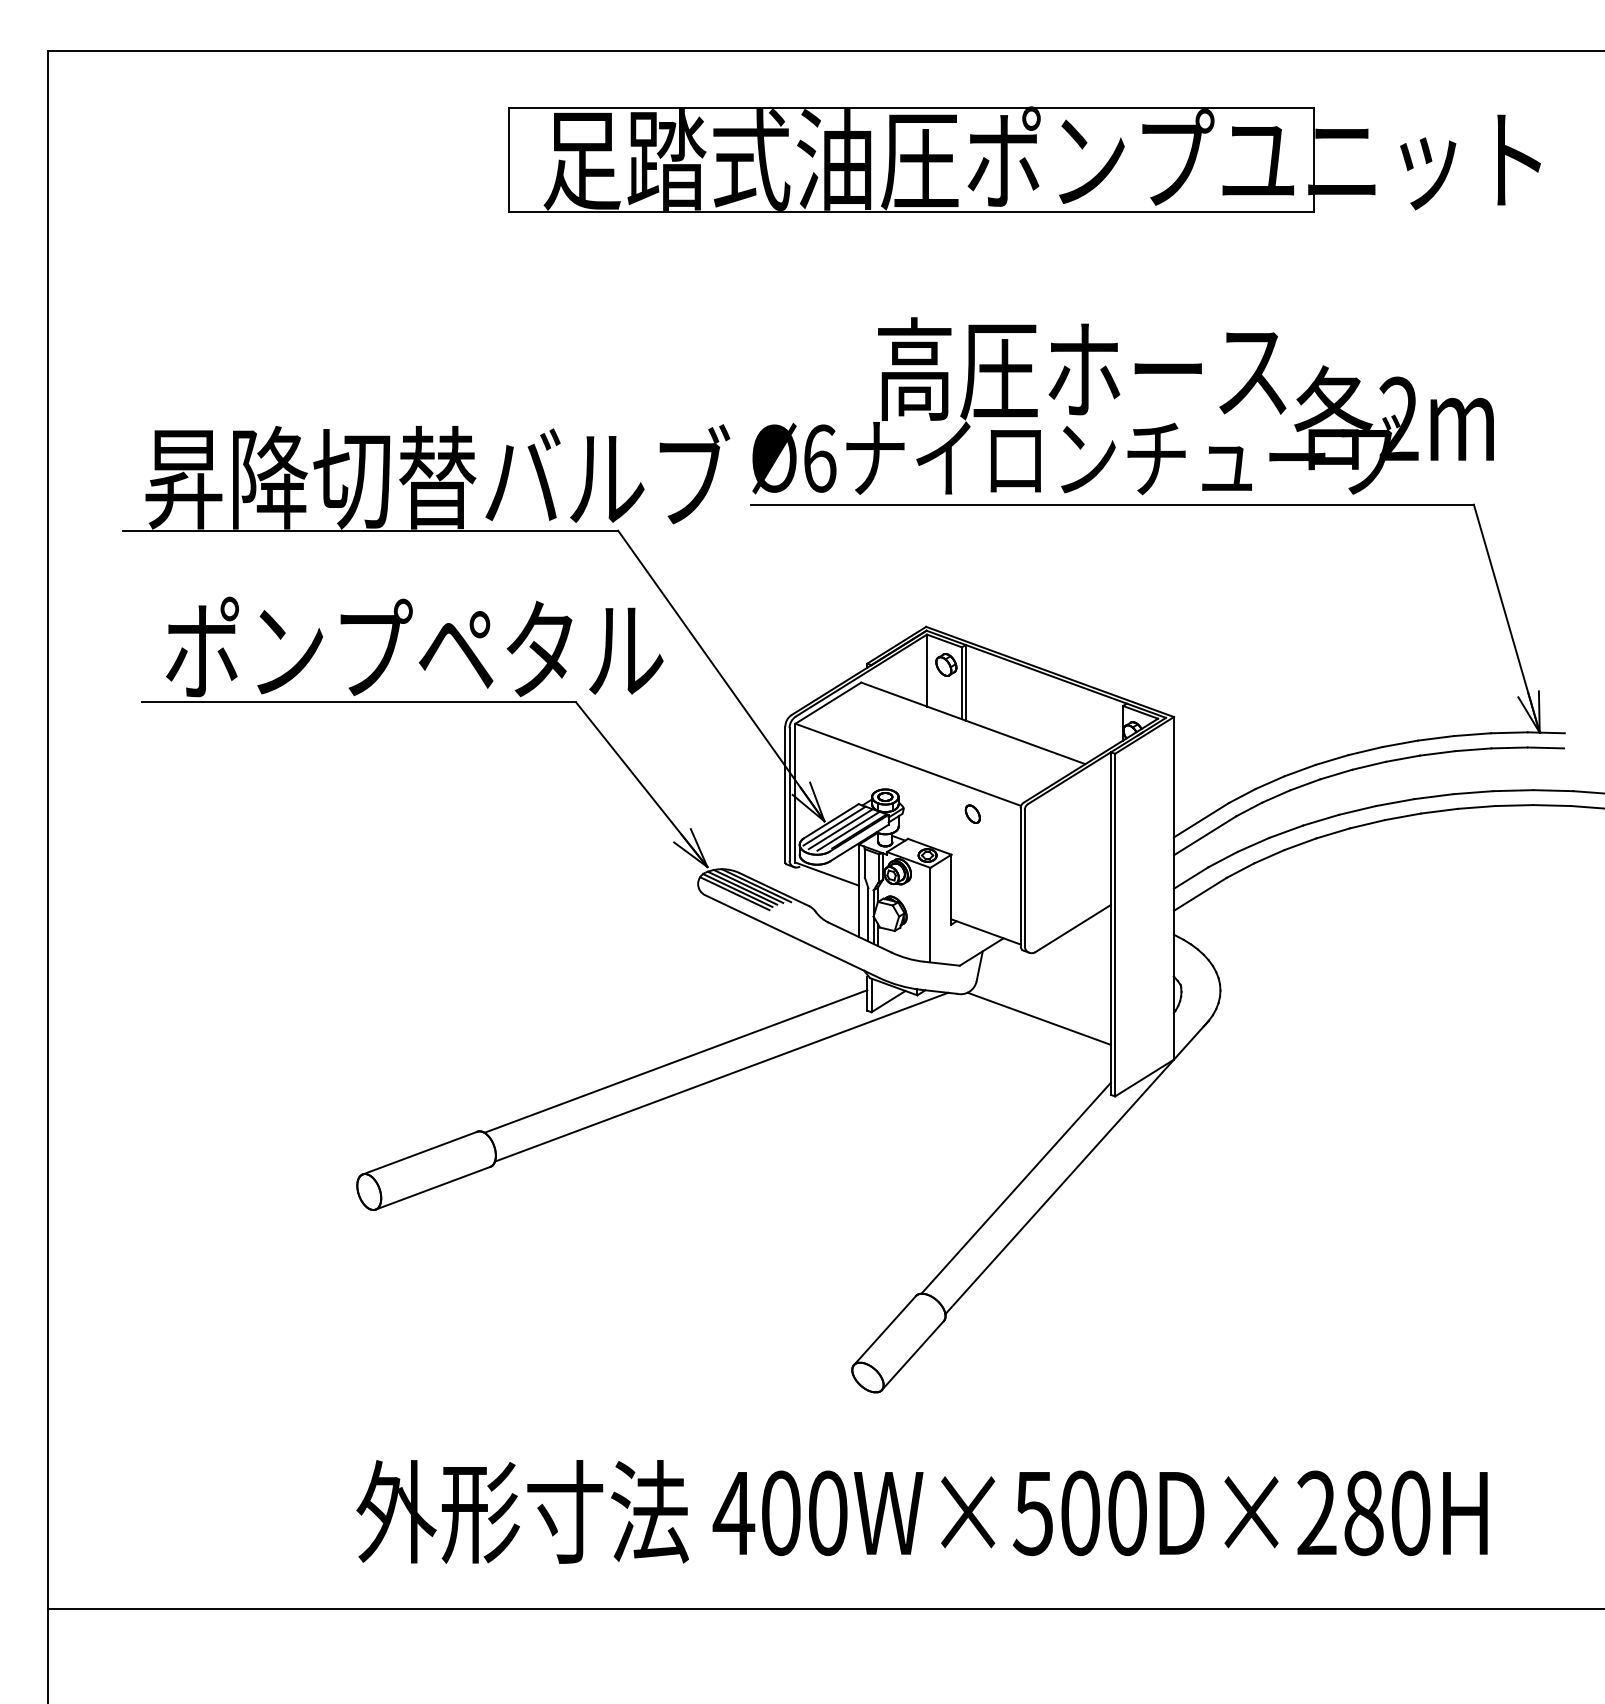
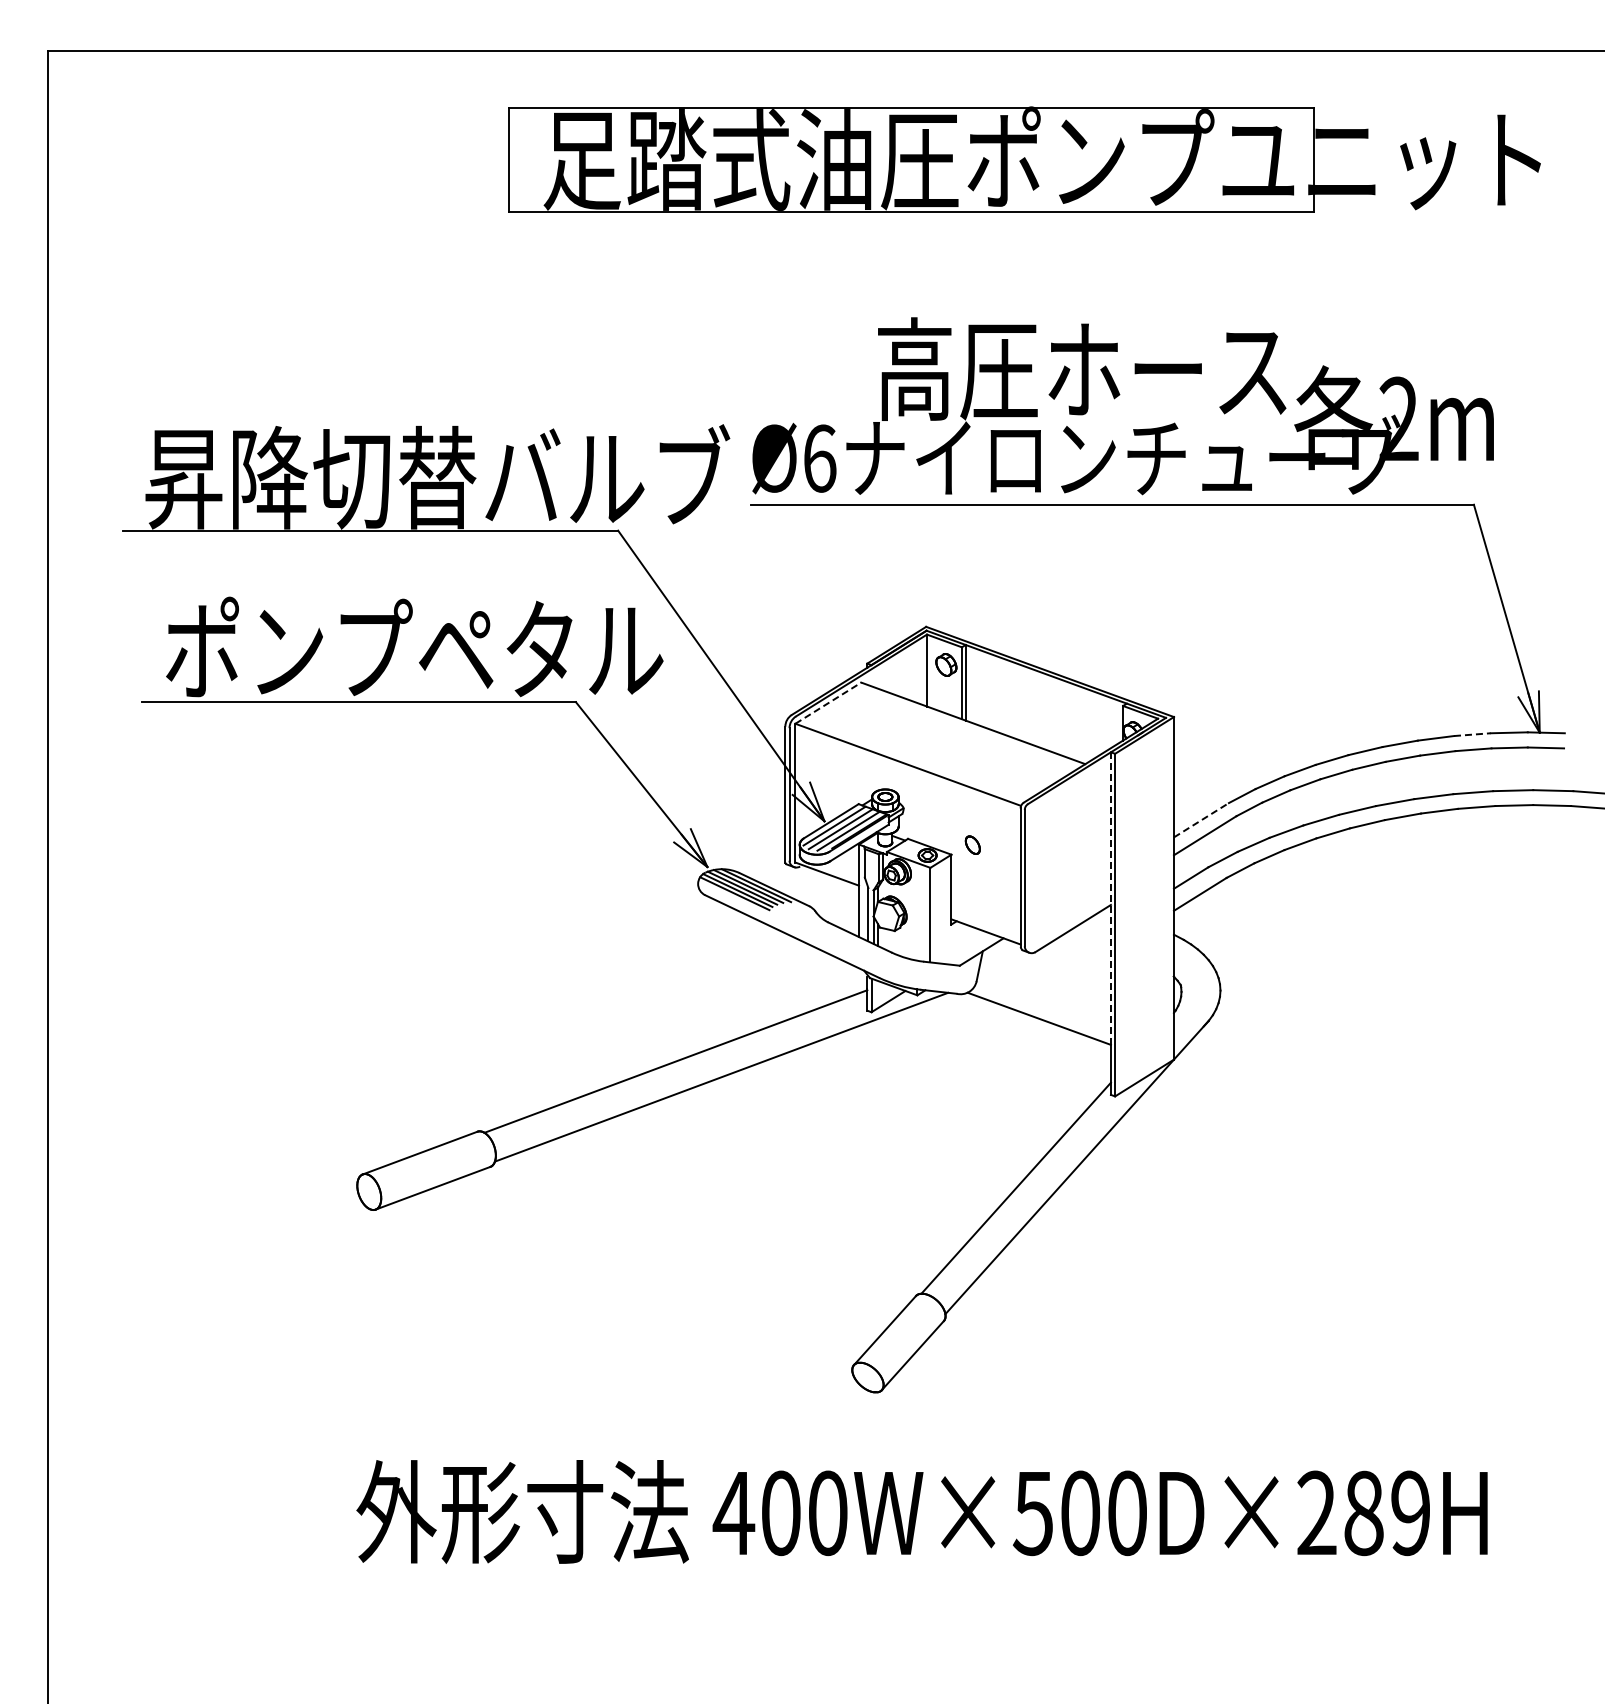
line: solid -> dashed (828, 703)
line: solid -> dashed (1472, 734)
part position: (972, 813) -> (972, 844) (972, 844)
line: solid -> dashed (1201, 819)
line: solid -> dashed (1110, 899)
text: 400W×500D×280H -> 400W×500D×289H (1410, 1513)
line: present -> none (824, 1608)
